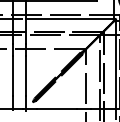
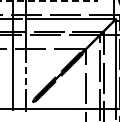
line: solid -> dashed (49, 0)
line: solid -> dashed (25, 75)
